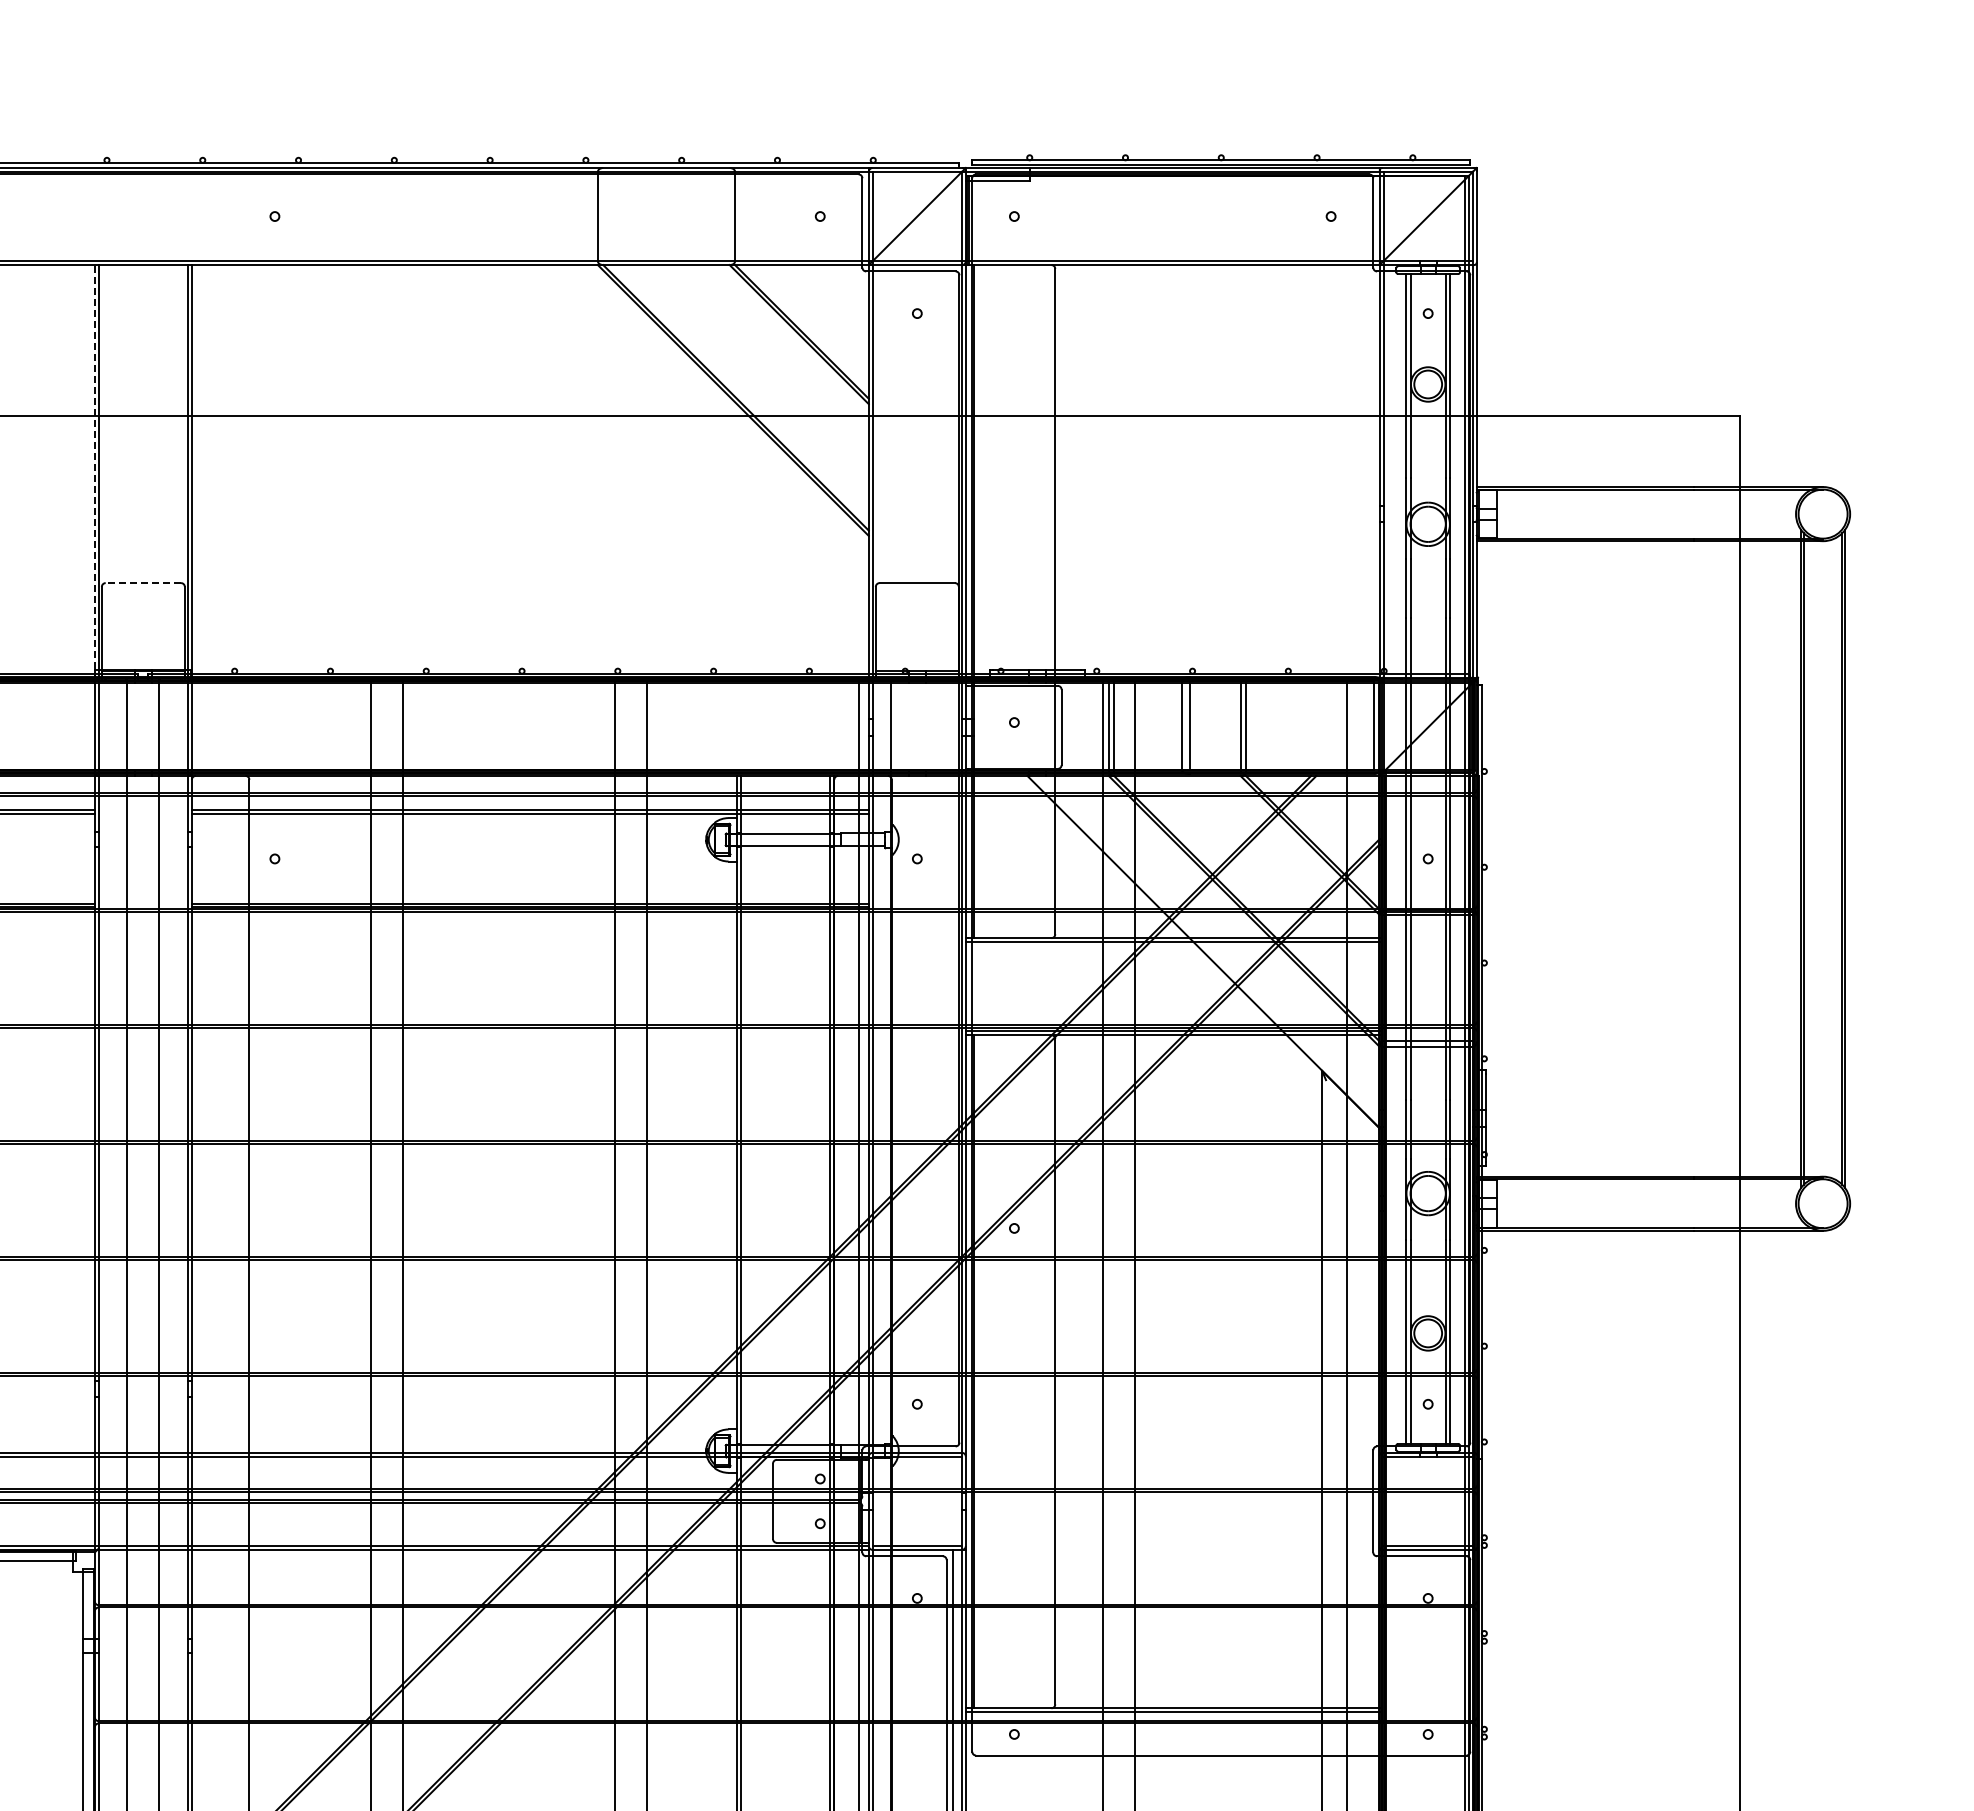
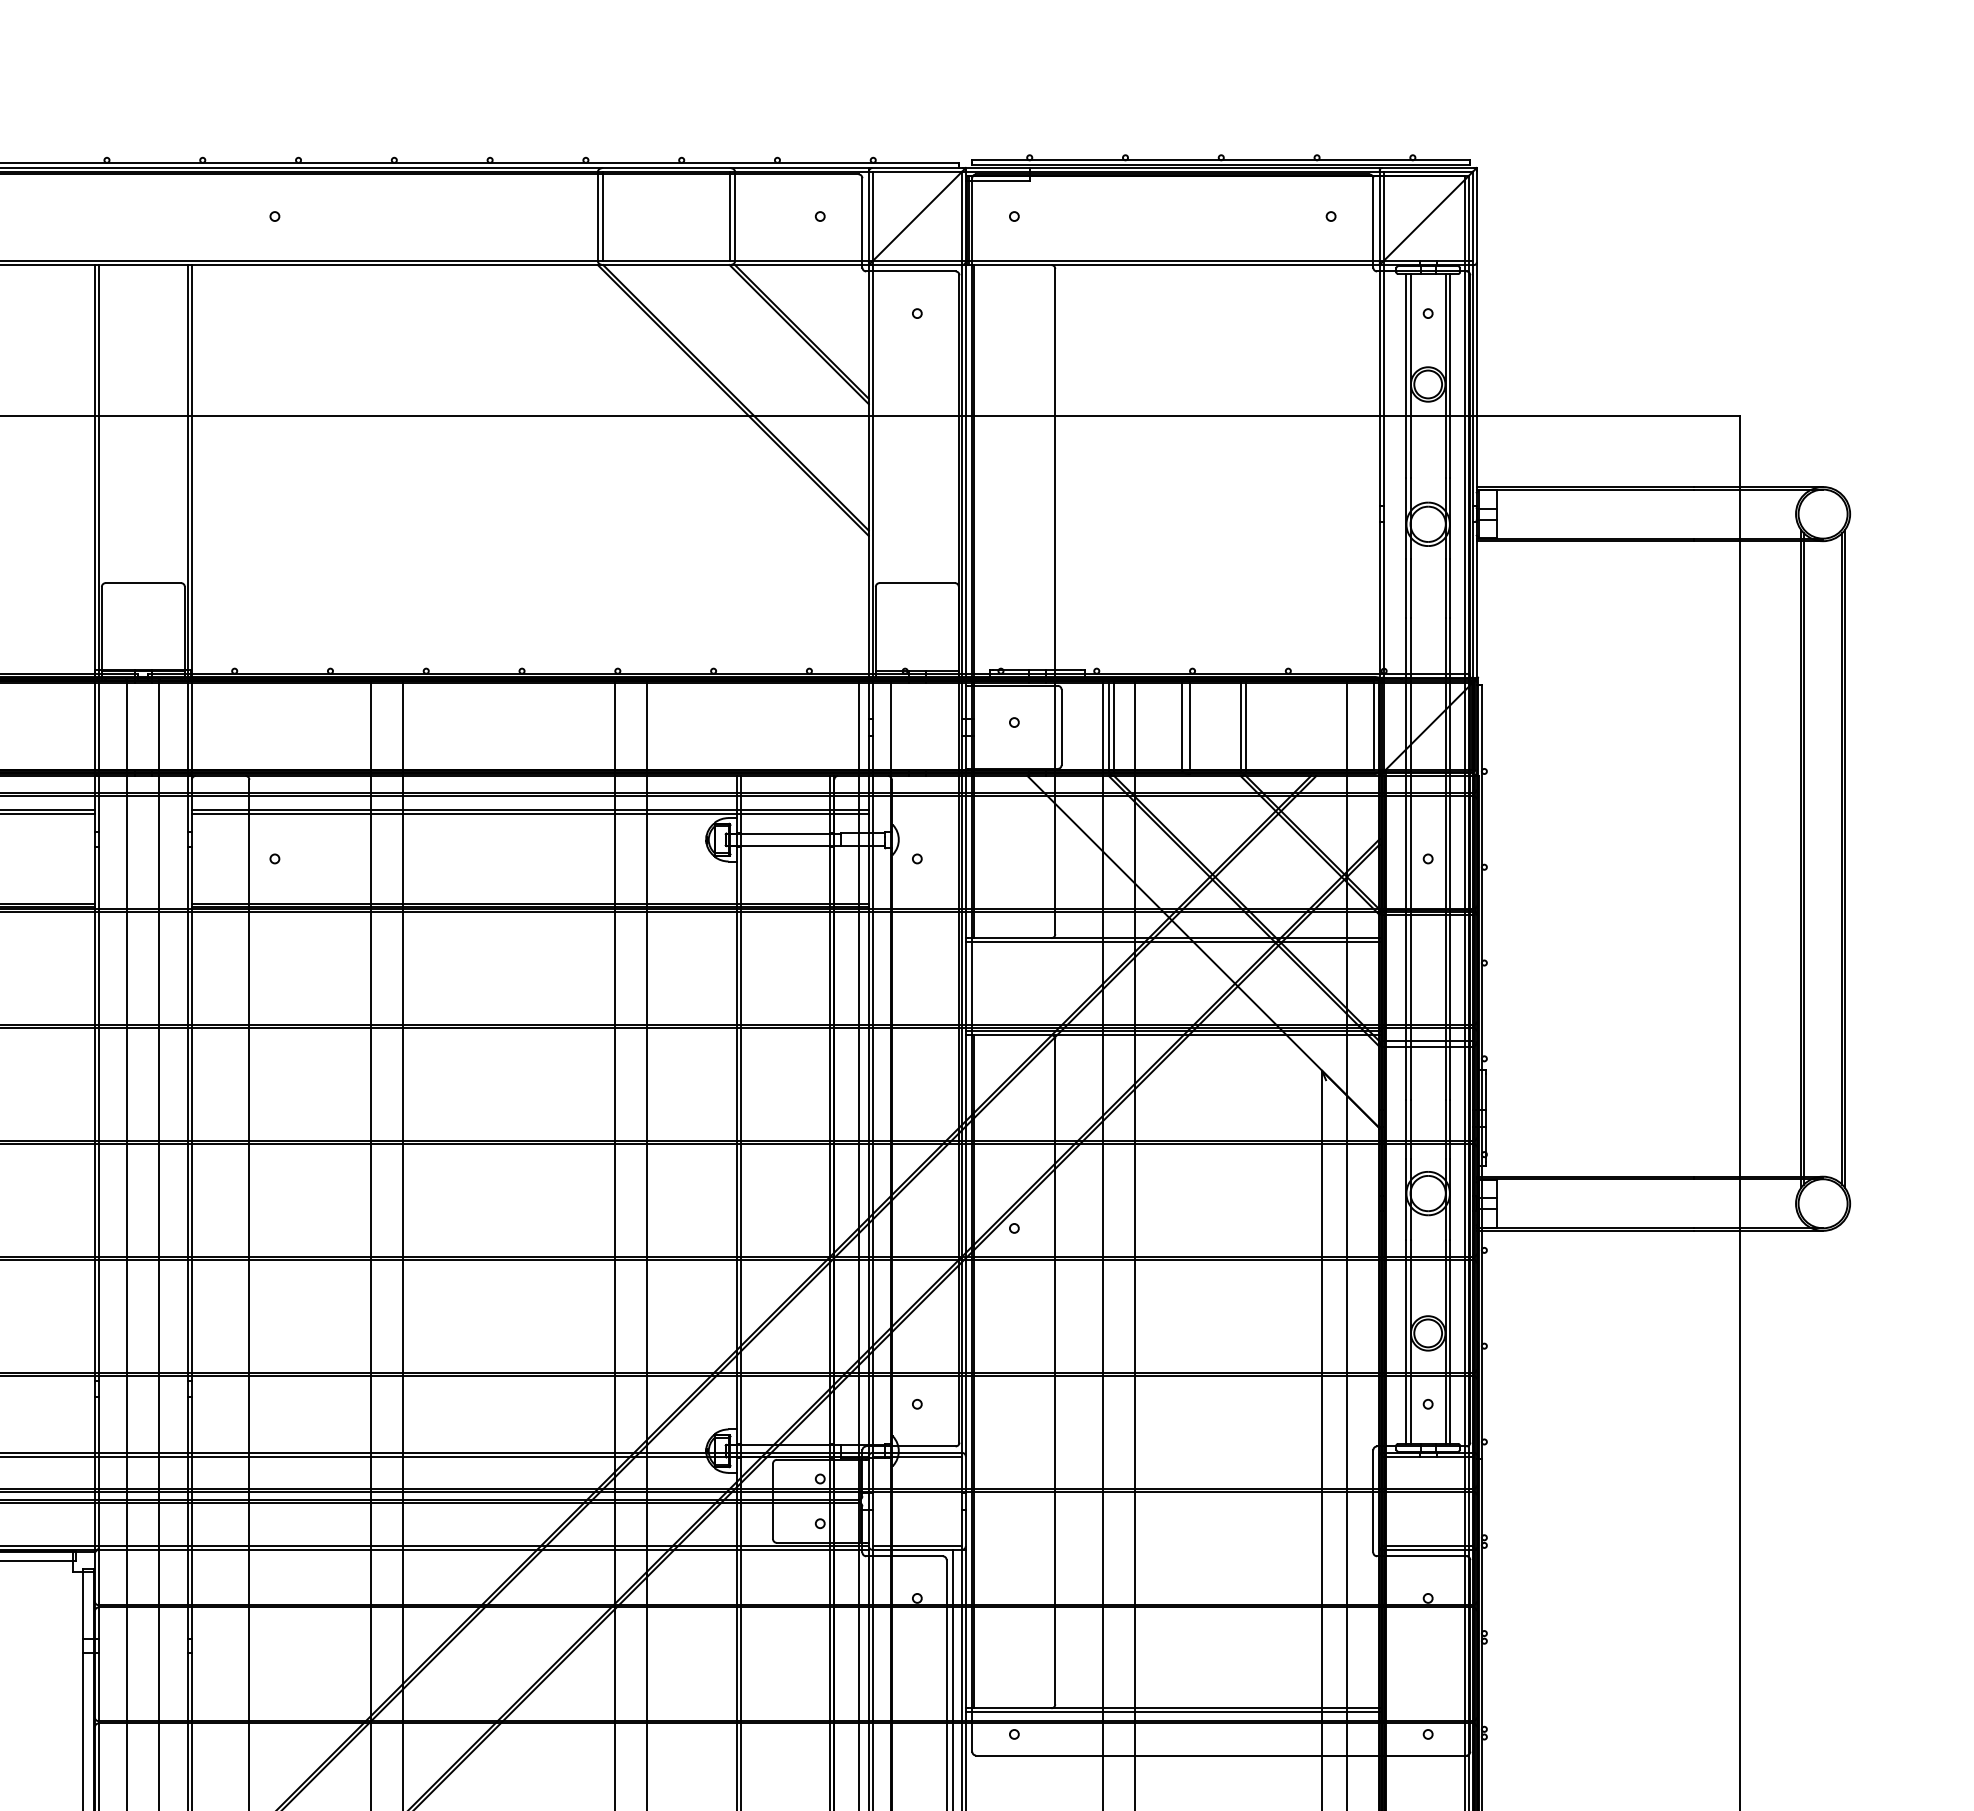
line: none -> present (603, 216)
line: none -> present (729, 216)
line: dashed -> solid (94, 471)
line: dashed -> solid (143, 583)
